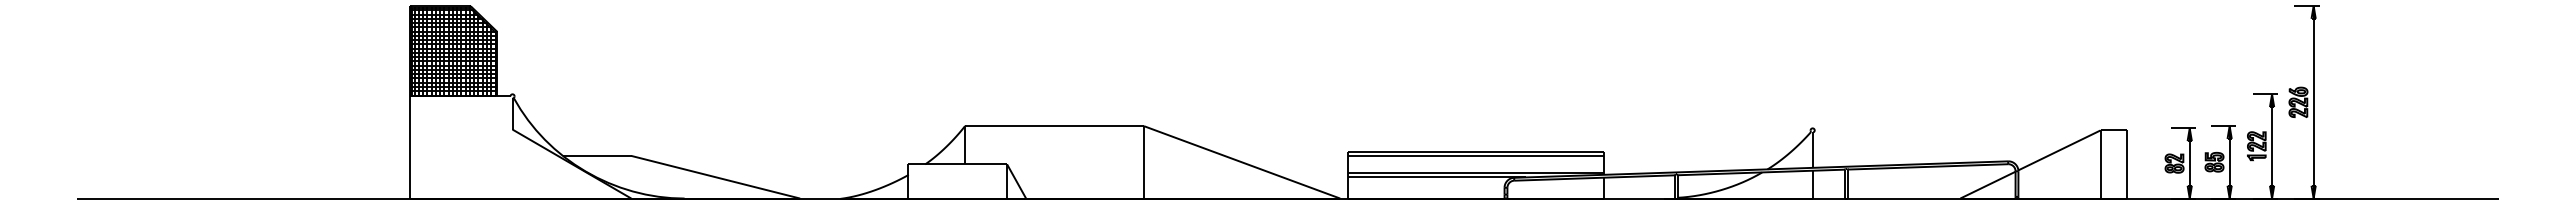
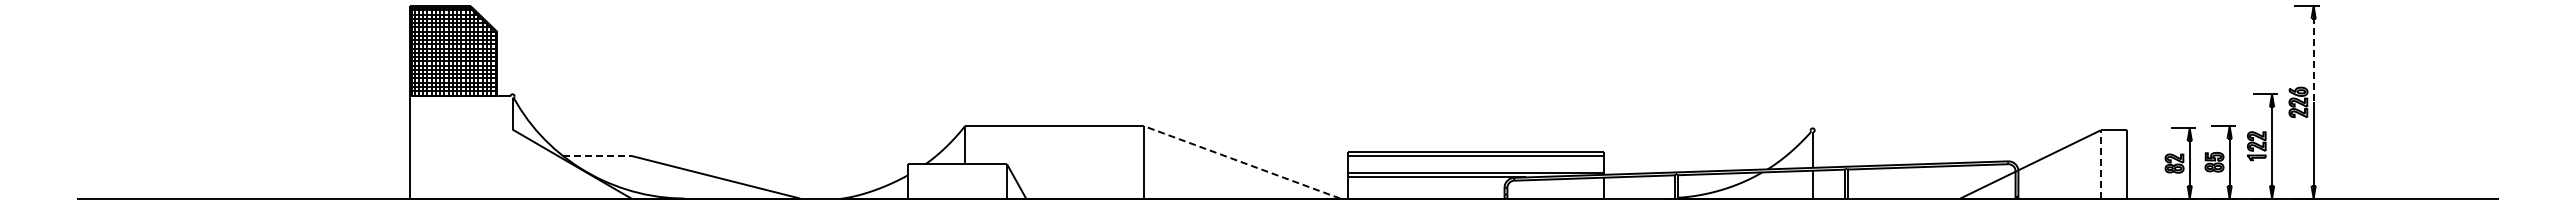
line: solid -> dashed (2313, 54)
line: solid -> dashed (597, 155)
line: solid -> dashed (1242, 162)
line: solid -> dashed (2100, 164)
